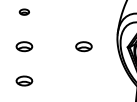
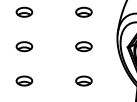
part size: 12x8 px -> 19x12 px (24, 11)
part: none -> present (83, 11)
part: none -> present (83, 80)
